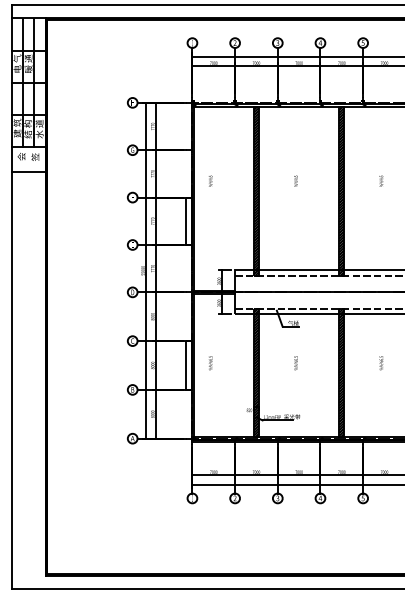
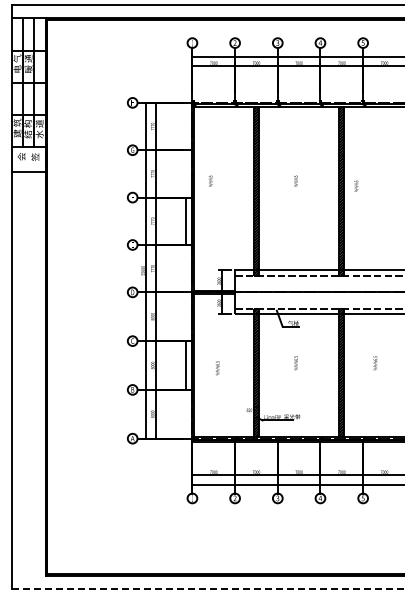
text position: (381, 180) -> (356, 185) (356, 185)
text position: (210, 363) -> (217, 368) (217, 368)
text position: (381, 363) -> (375, 363) (375, 363)
line: solid -> dashed (208, 588)
